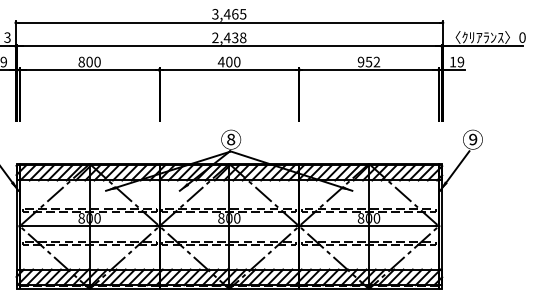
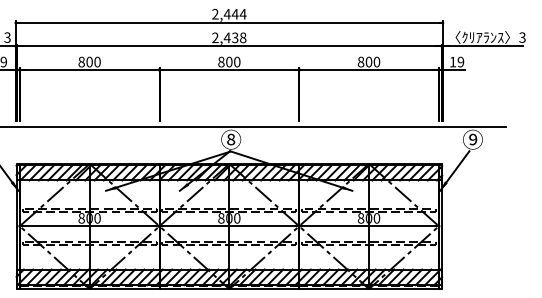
text: 3,465 -> 2,444 (229, 14)
text: 0 -> 3 (522, 37)
text: 400 -> 800 (220, 61)
text: 952 -> 800 (368, 61)
line: none -> present (253, 127)
